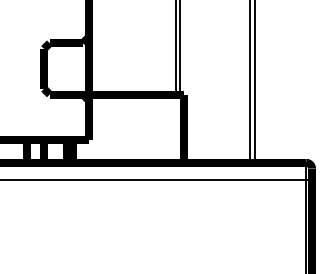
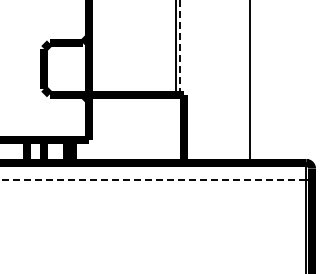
line: solid -> dashed (180, 47)
line: present -> none (254, 82)
line: solid -> dashed (153, 180)
